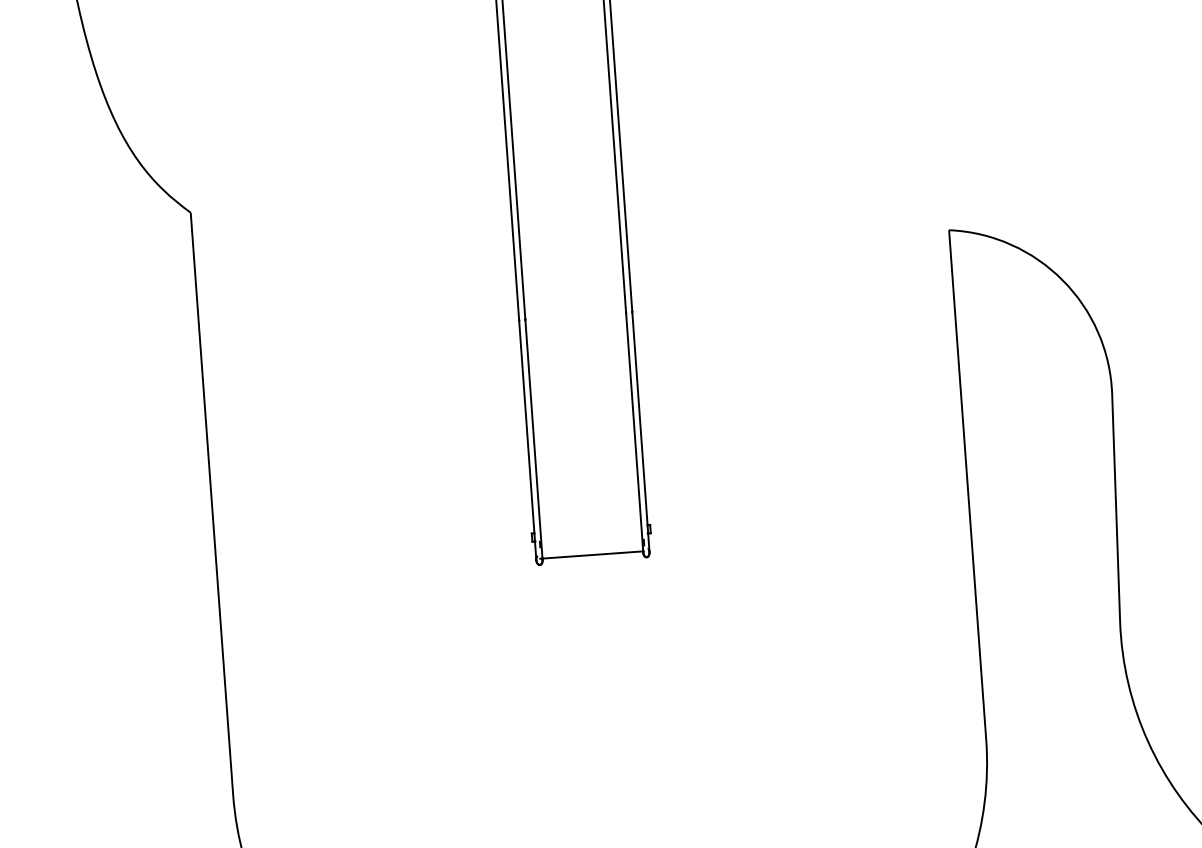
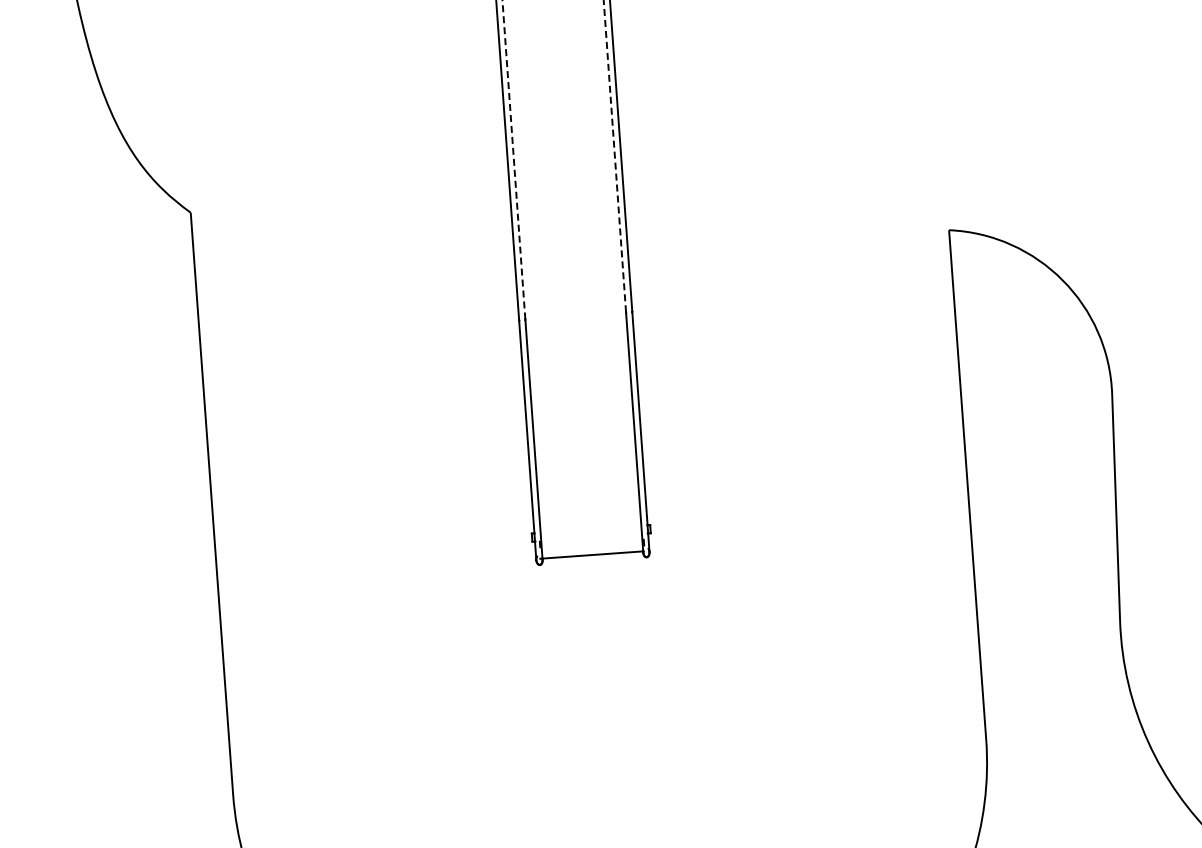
line: solid -> dashed (614, 155)
line: solid -> dashed (513, 159)
